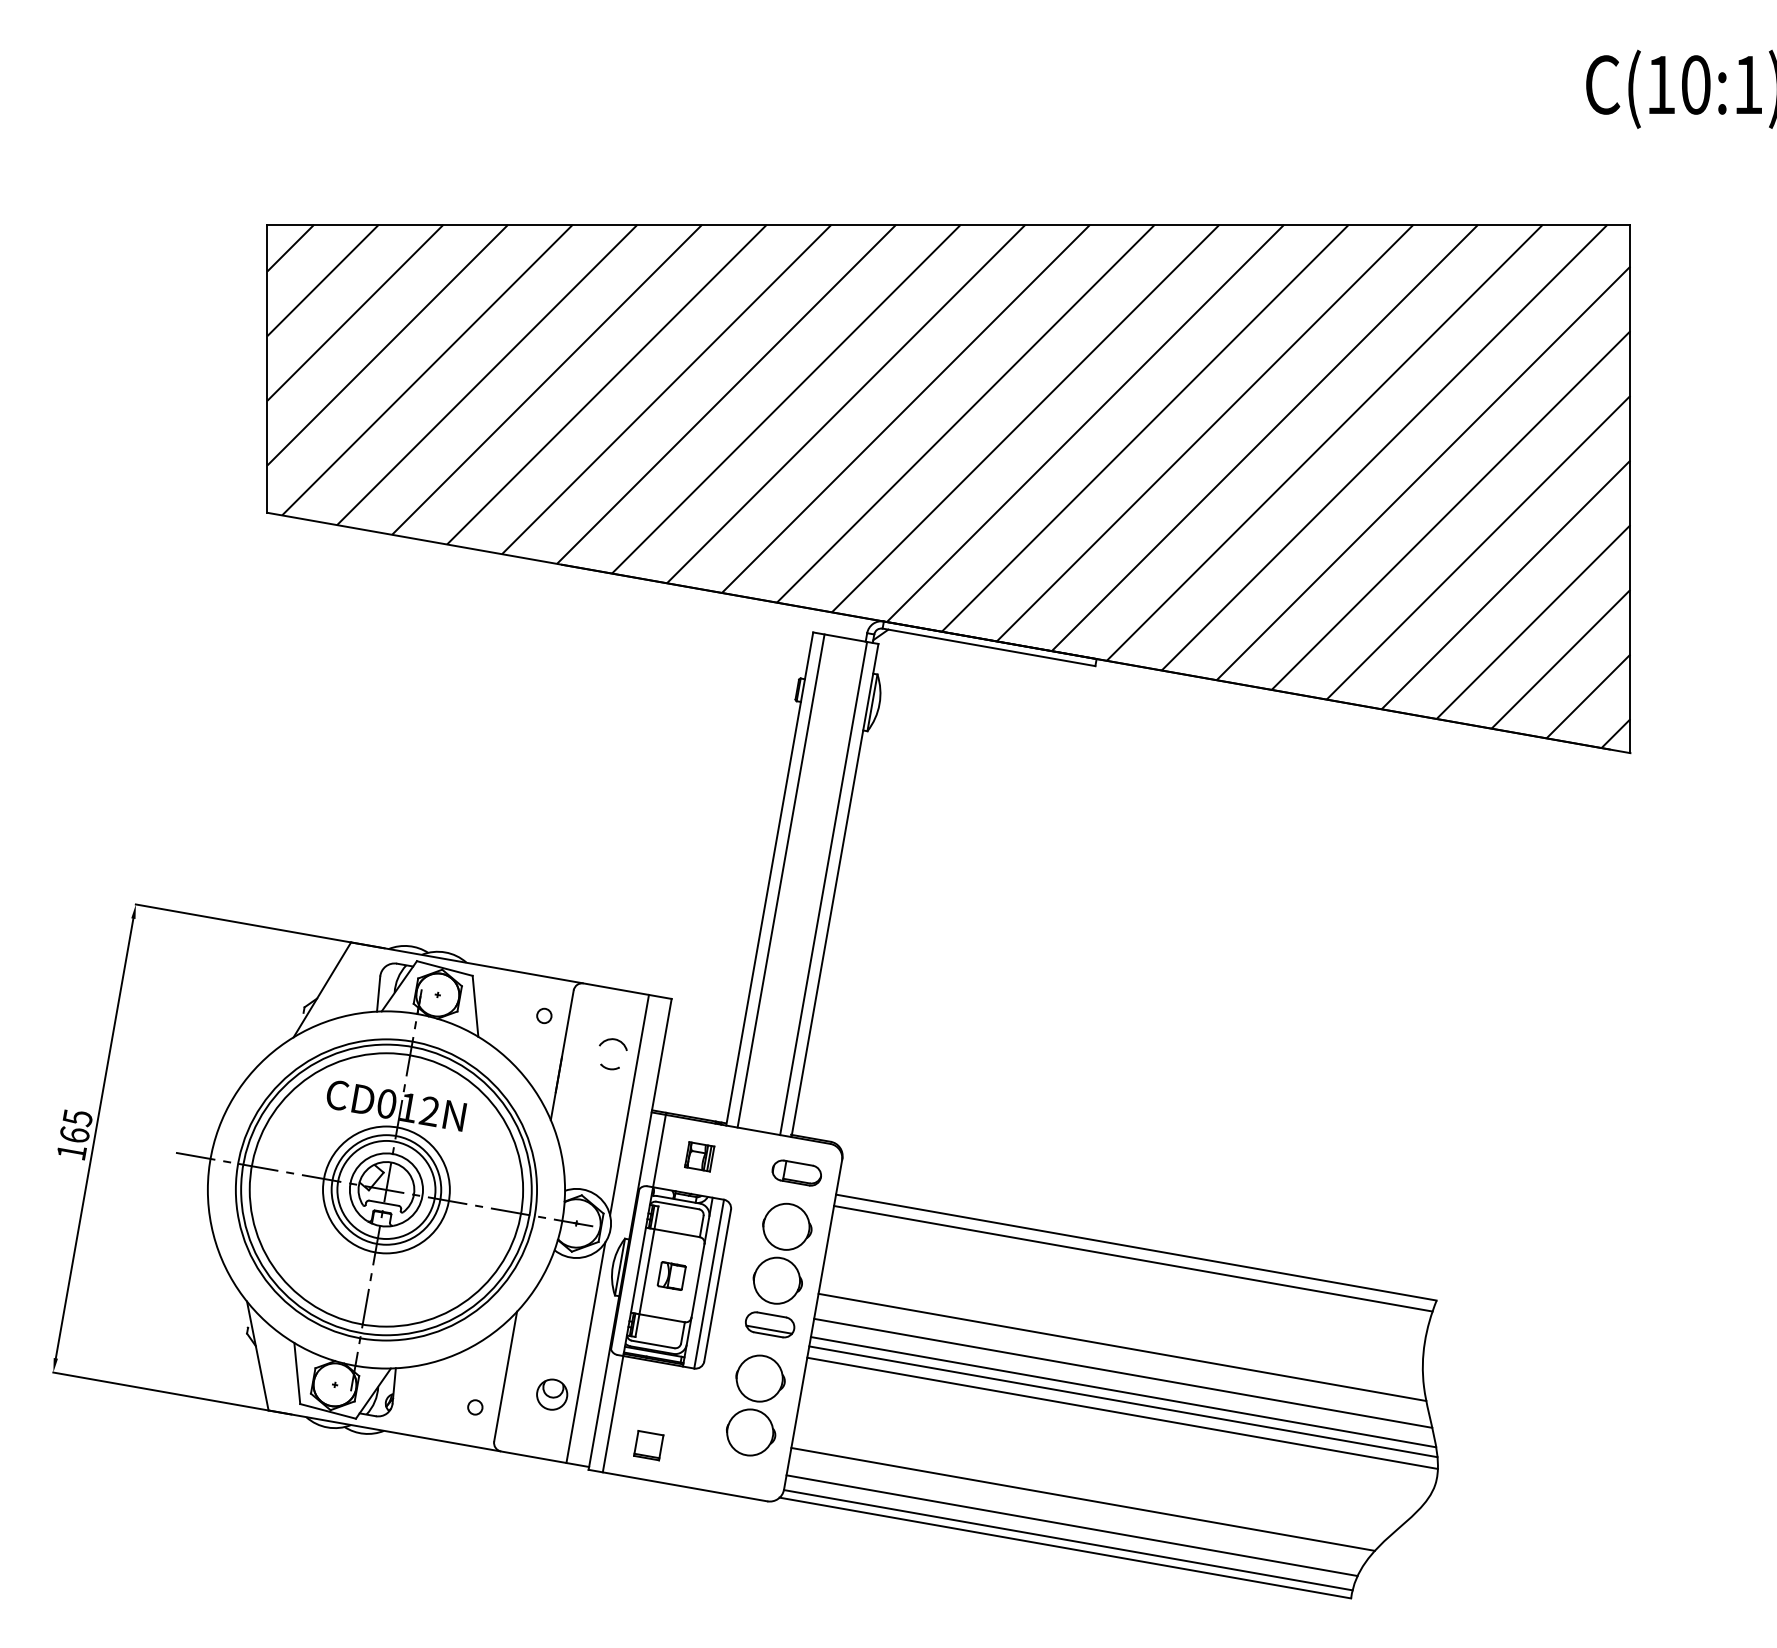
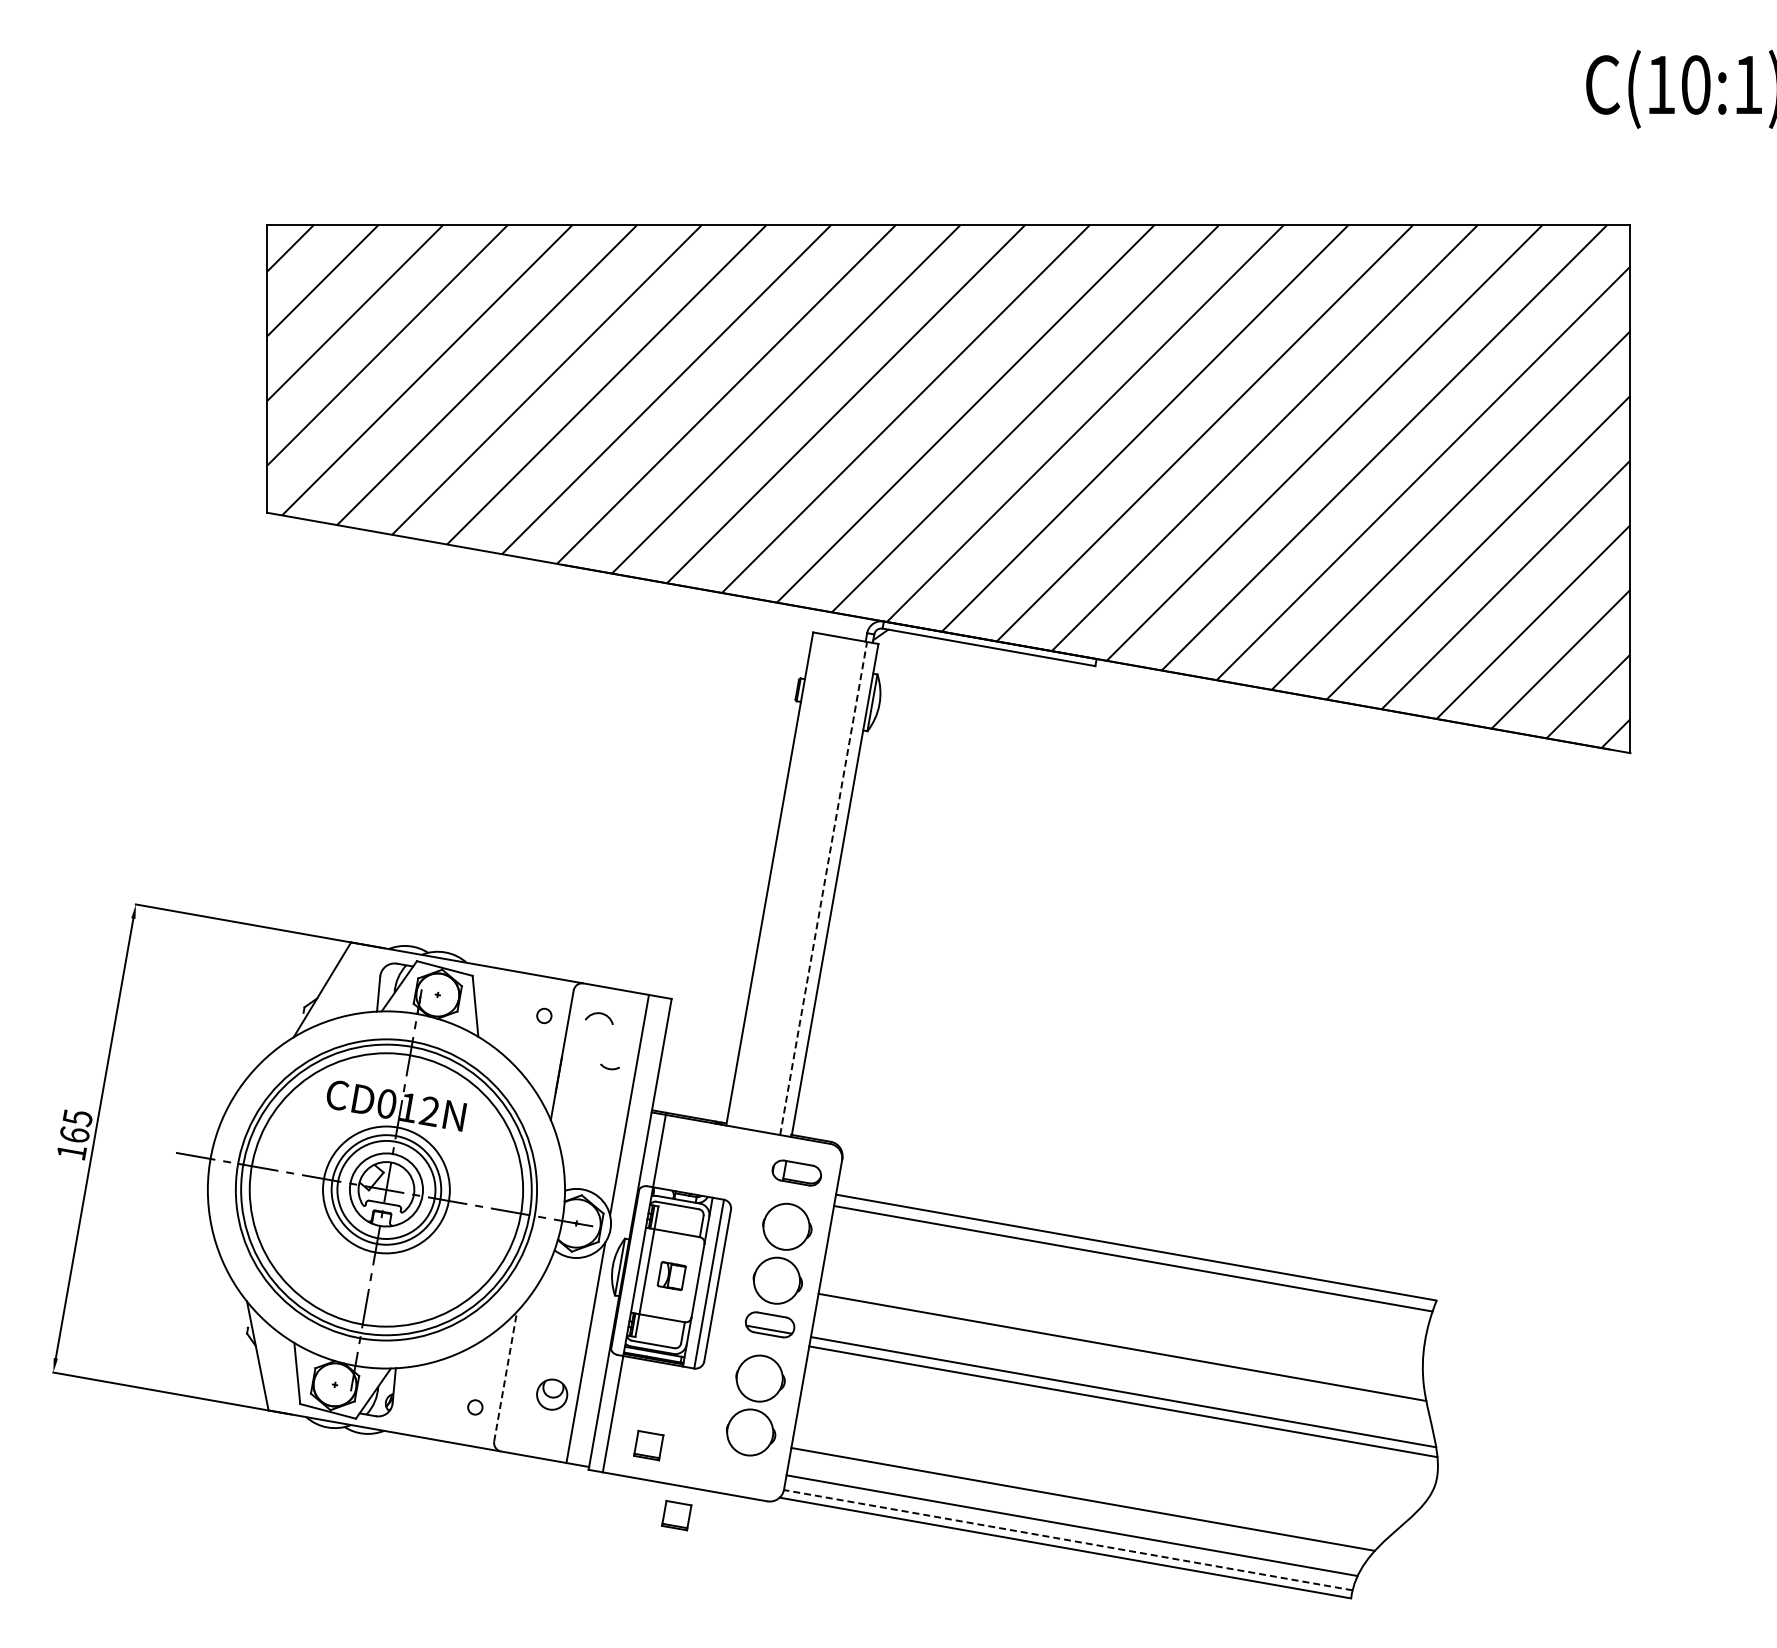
line: present -> none (780, 880)
line: solid -> dashed (823, 888)
arc position: (613, 1040) -> (599, 1014) (599, 1014)
part: present -> none (699, 1156)
line: present -> none (1123, 1372)
line: solid -> dashed (505, 1376)
line: present -> none (1122, 1412)
part: none -> present (676, 1515)
line: solid -> dashed (1068, 1540)
